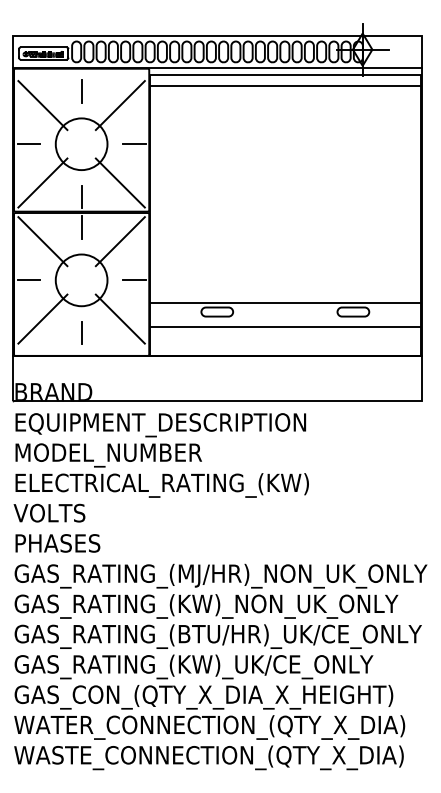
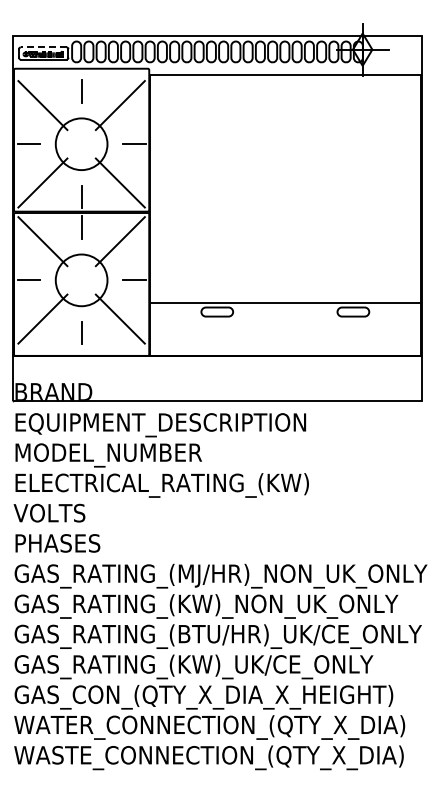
line: solid -> dashed (43, 47)
line: present -> none (217, 67)
line: present -> none (284, 86)
line: present -> none (284, 327)
